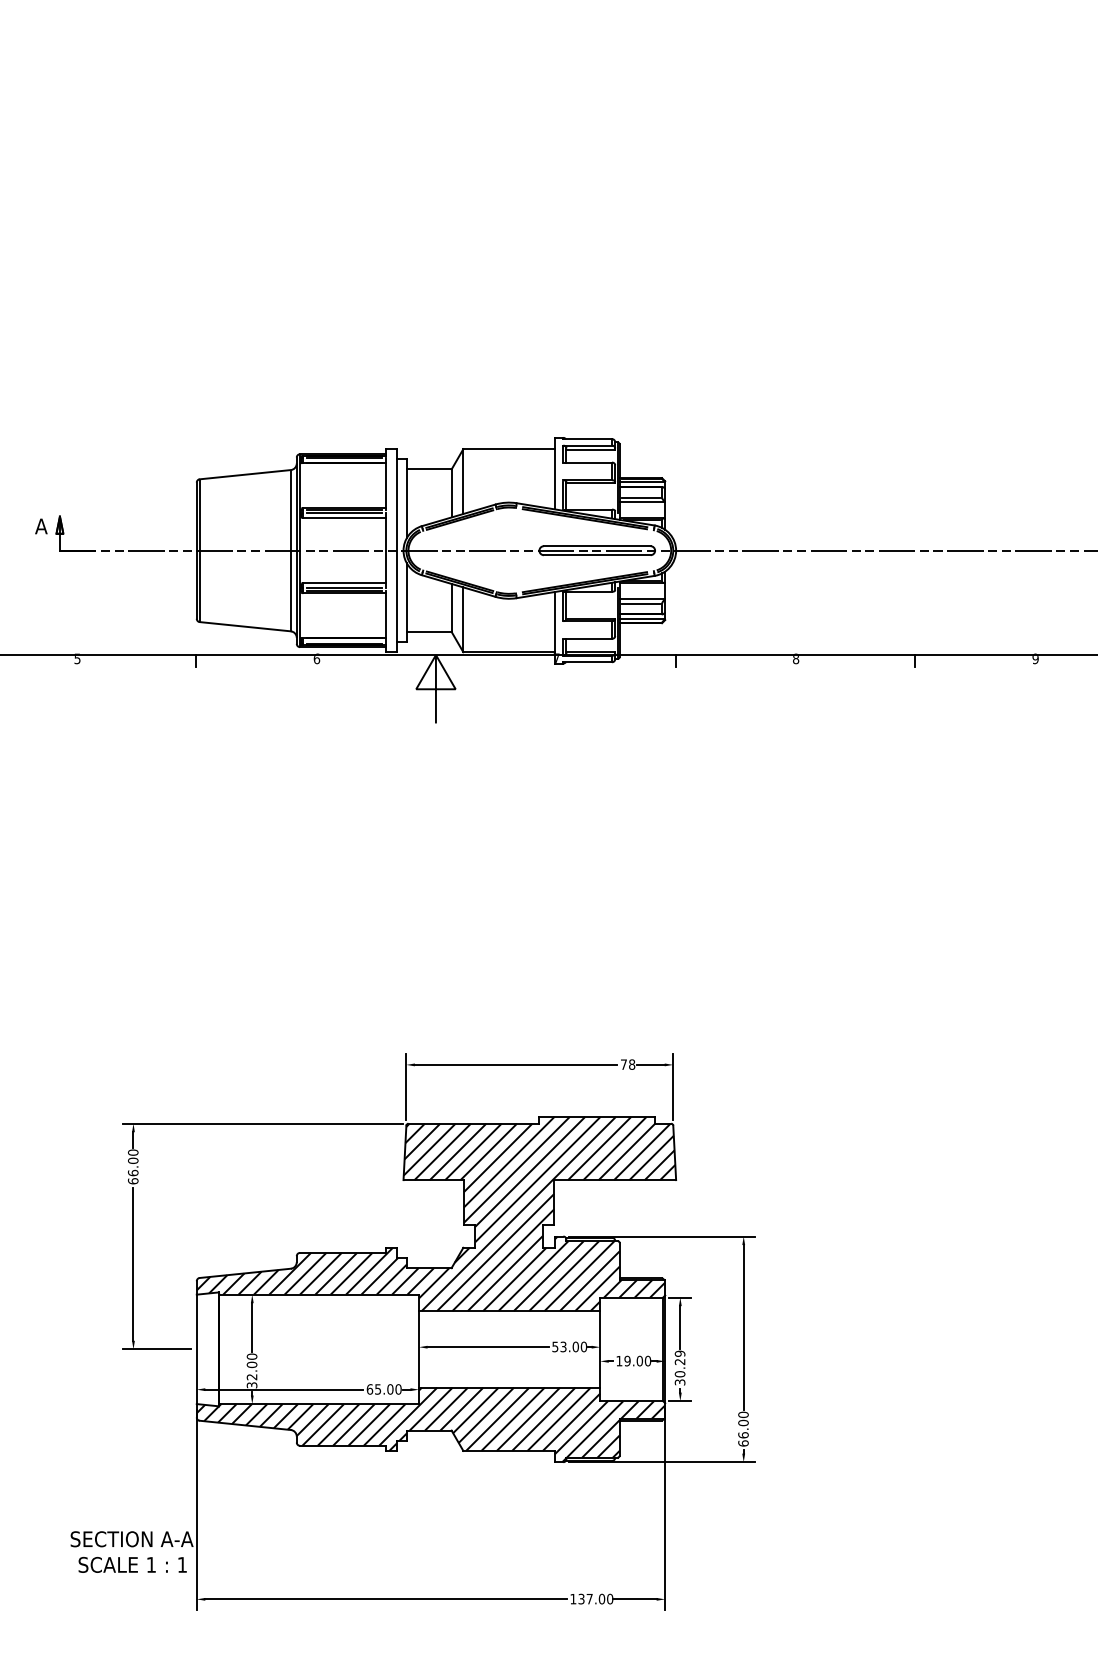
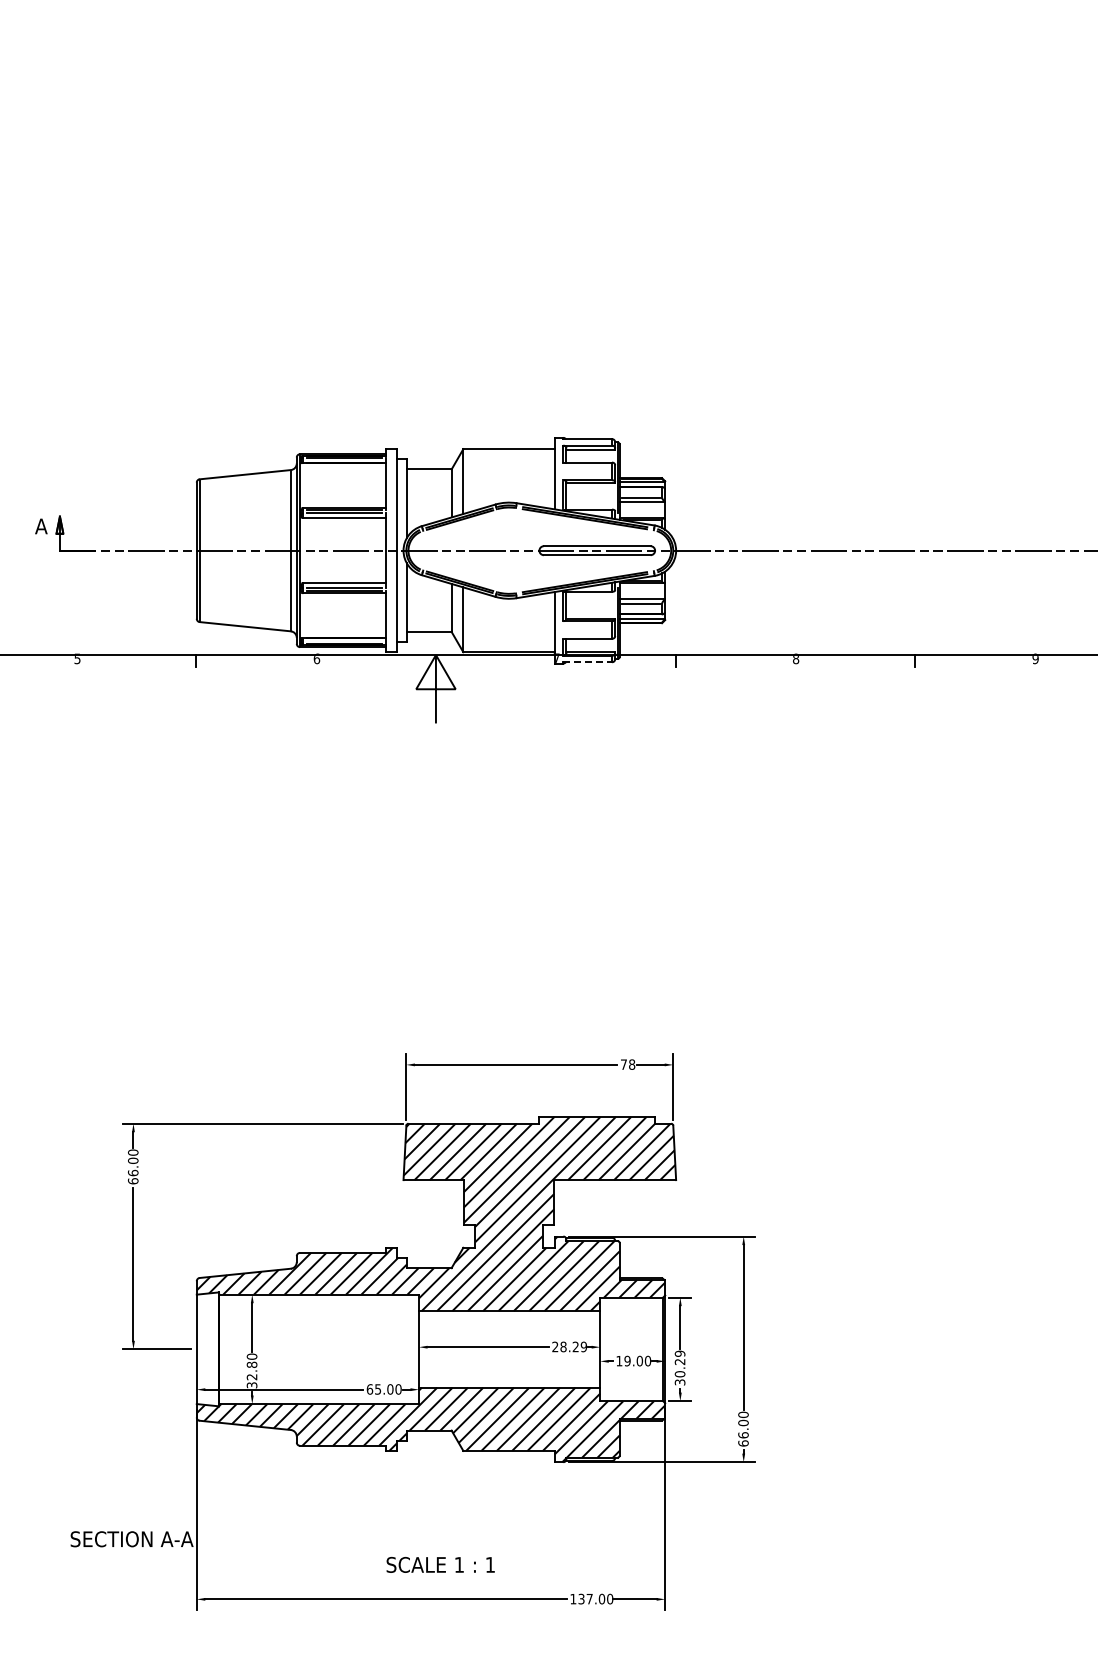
line: solid -> dashed (588, 662)
text: 53.00 -> 28.29 (569, 1346)
text: 32.00 -> 32.80 (252, 1364)
text position: (132, 1564) -> (440, 1564) (440, 1564)
